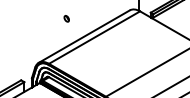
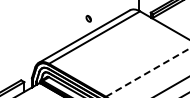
part position: (66, 18) -> (88, 18) (88, 18)
line: solid -> dashed (148, 72)
